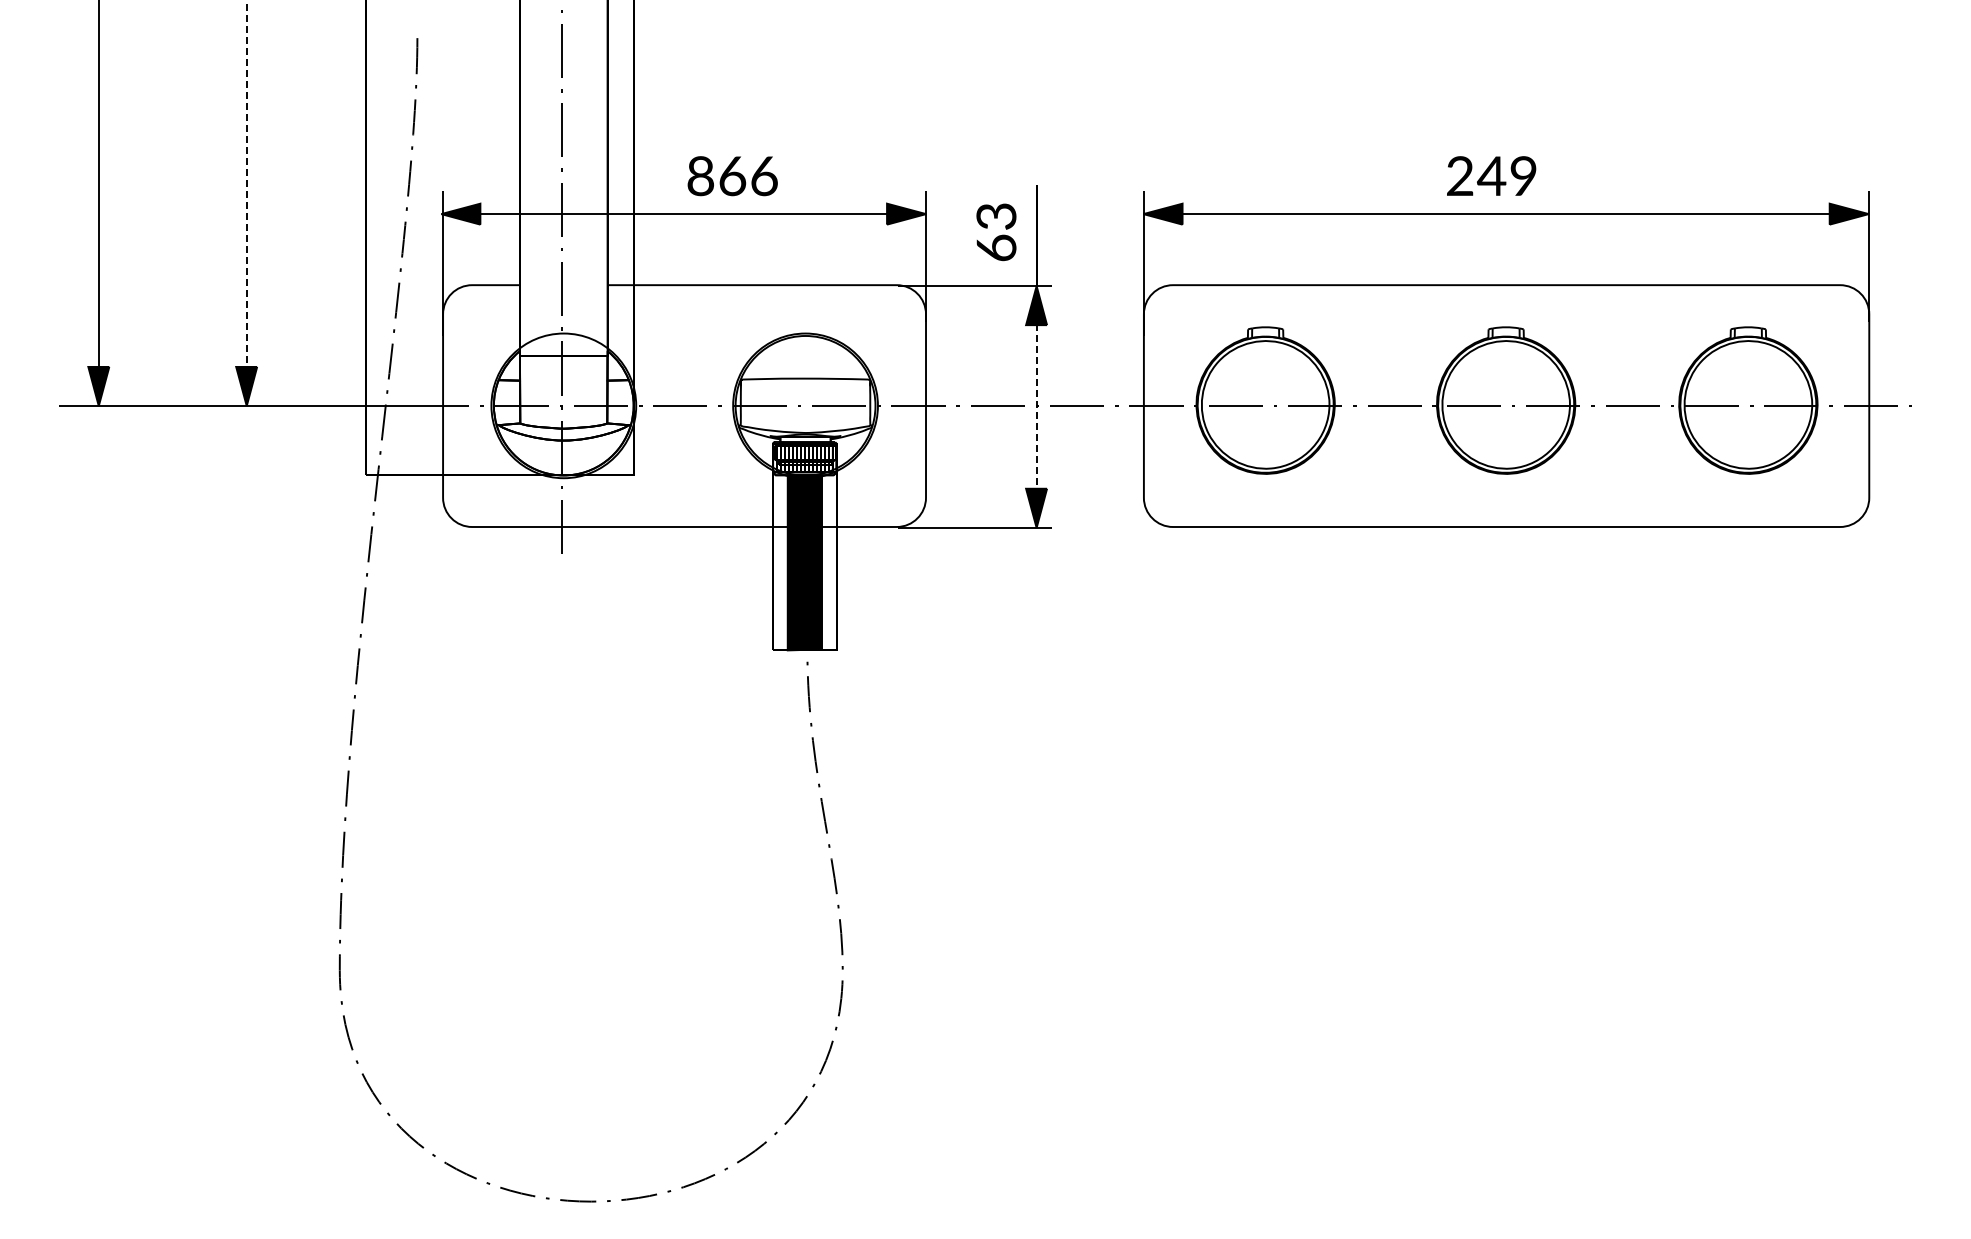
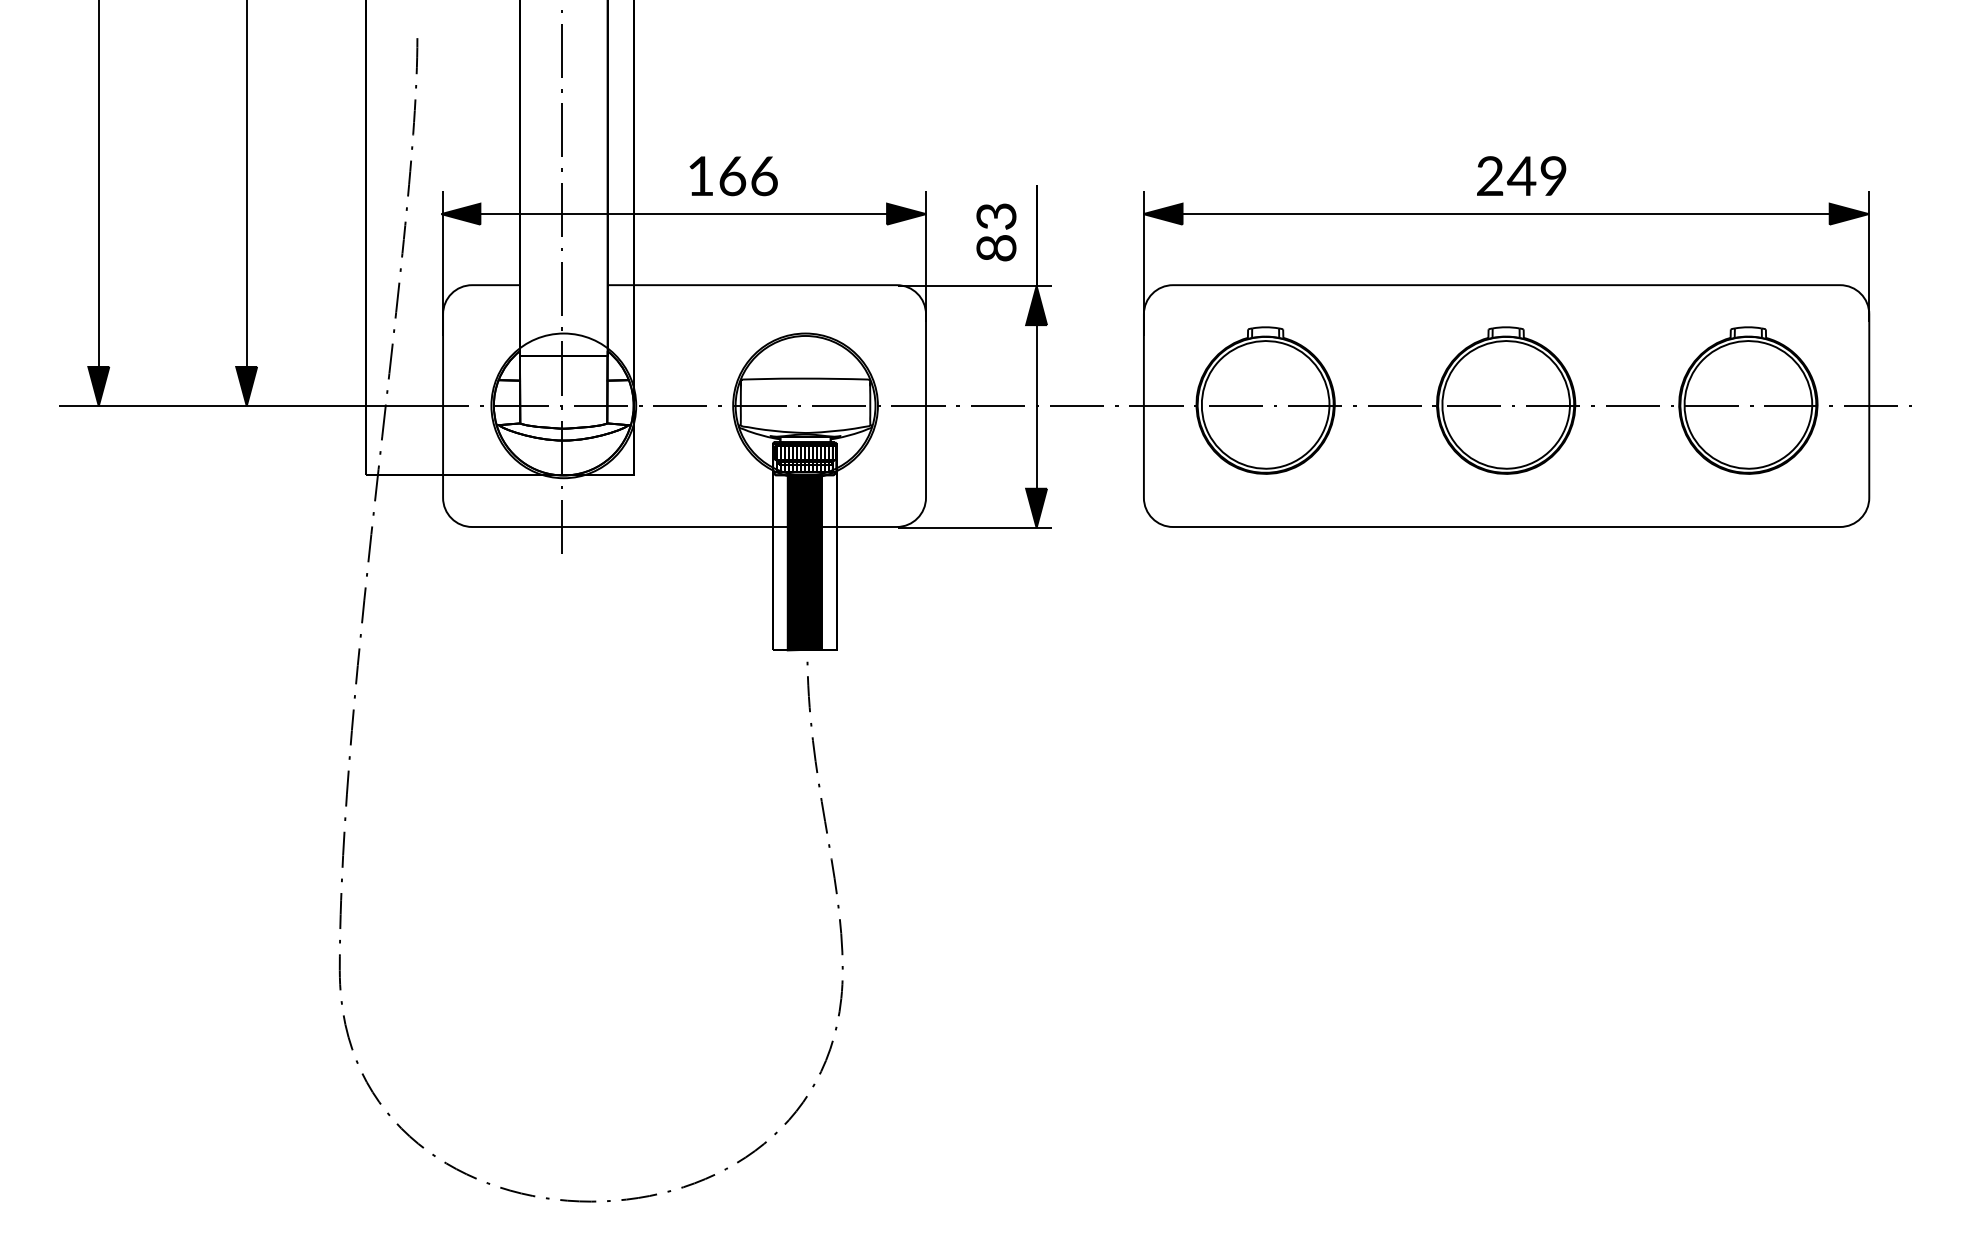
text position: (1491, 175) -> (1521, 175) (1521, 175)
text: 866 -> 166 (700, 176)
line: dashed -> solid (246, 186)
text: 63 -> 83 (995, 247)
line: dashed -> solid (1036, 407)
